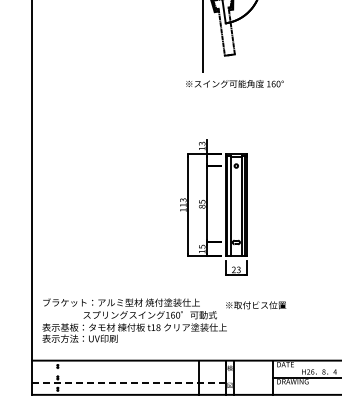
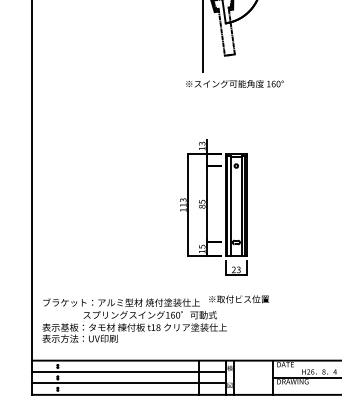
text position: (256, 305) -> (239, 299) (239, 299)
line: none -> present (128, 372)
line: dashed -> solid (129, 383)
